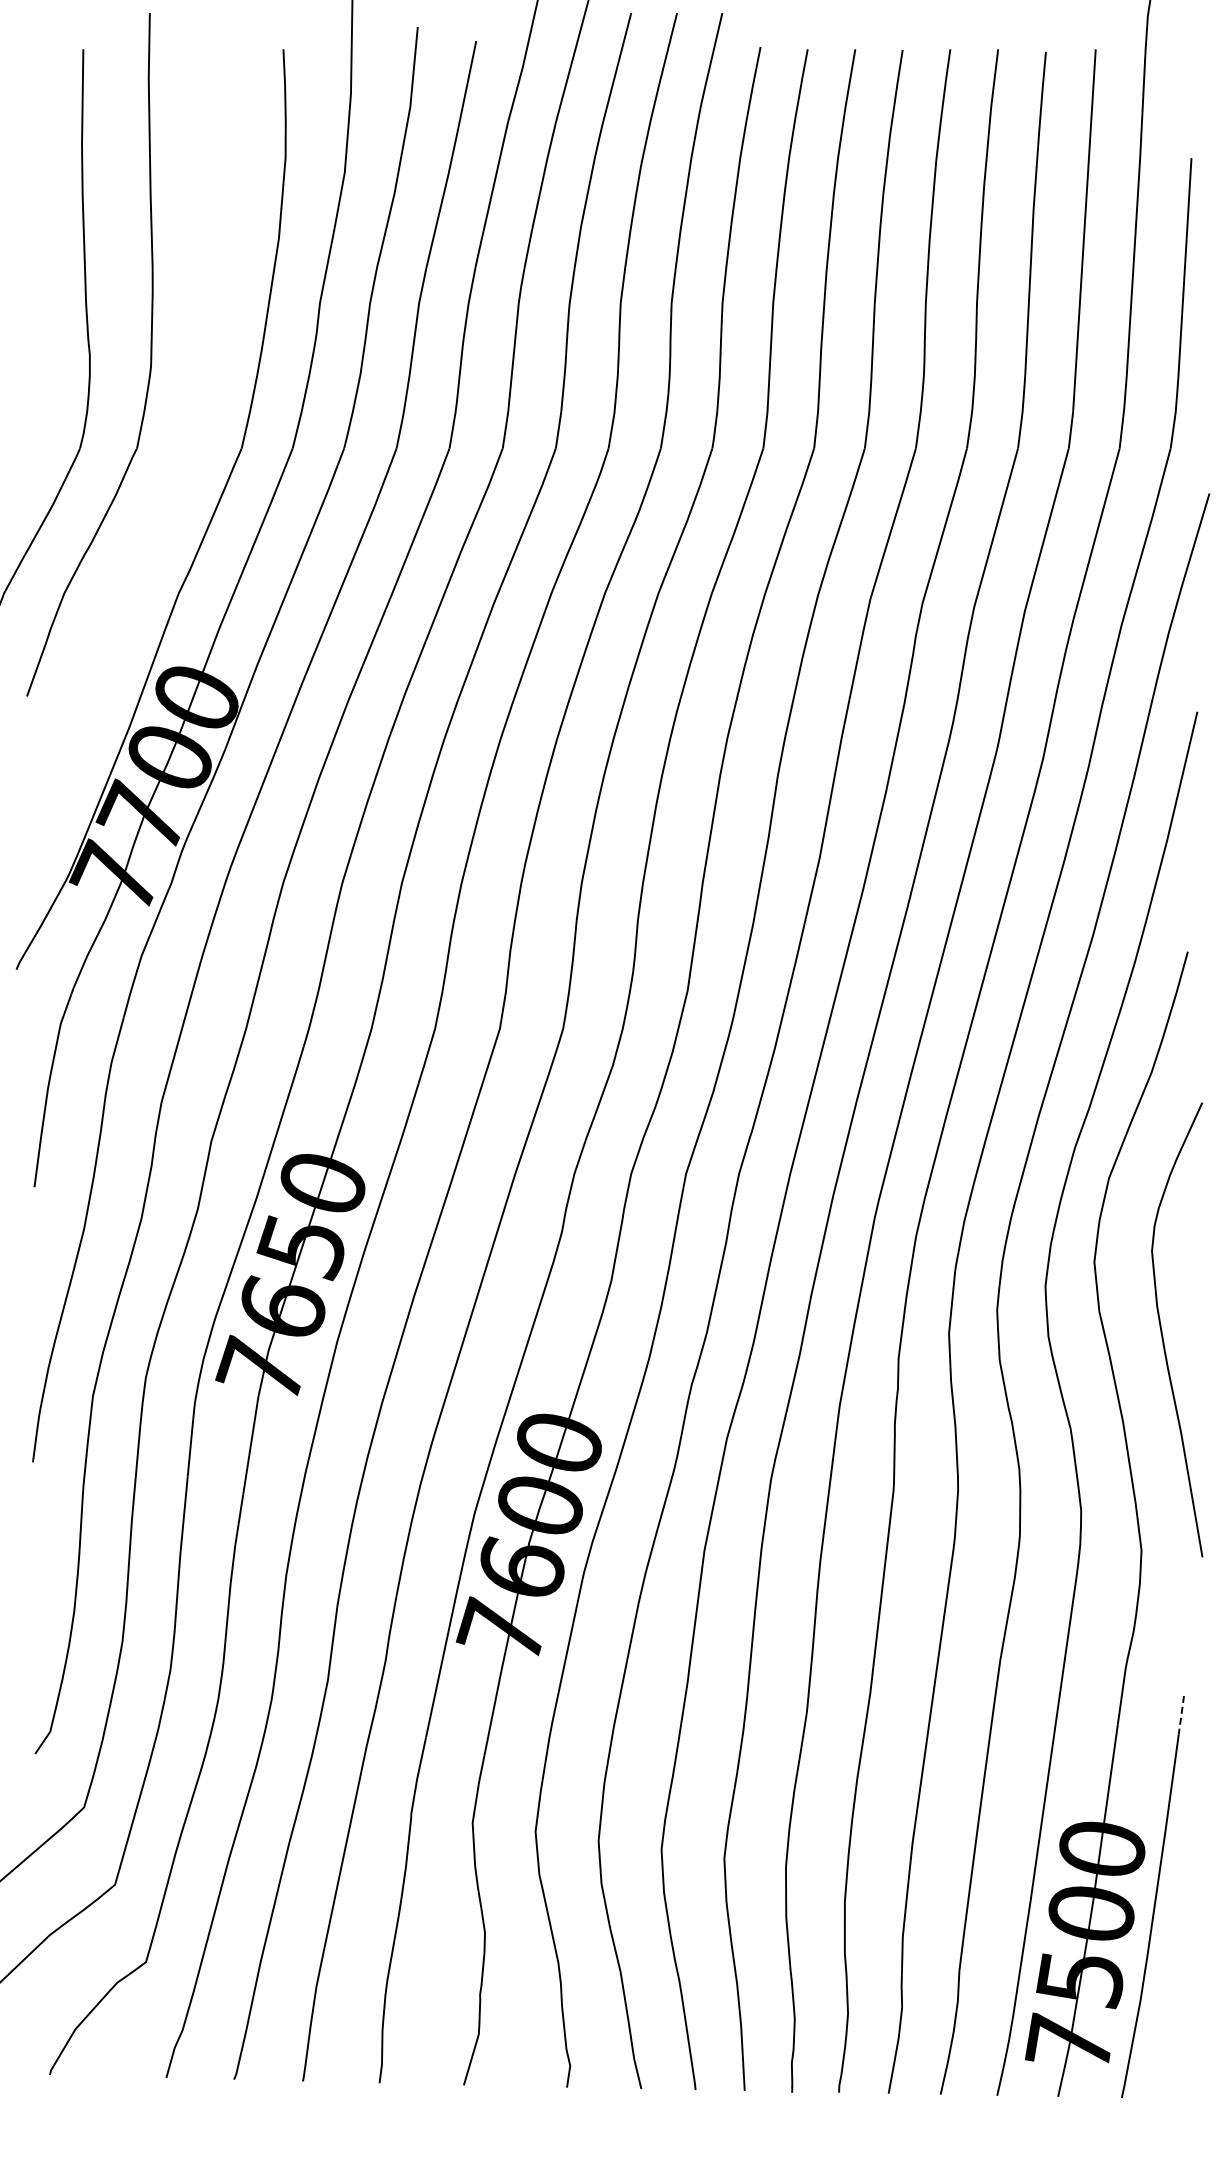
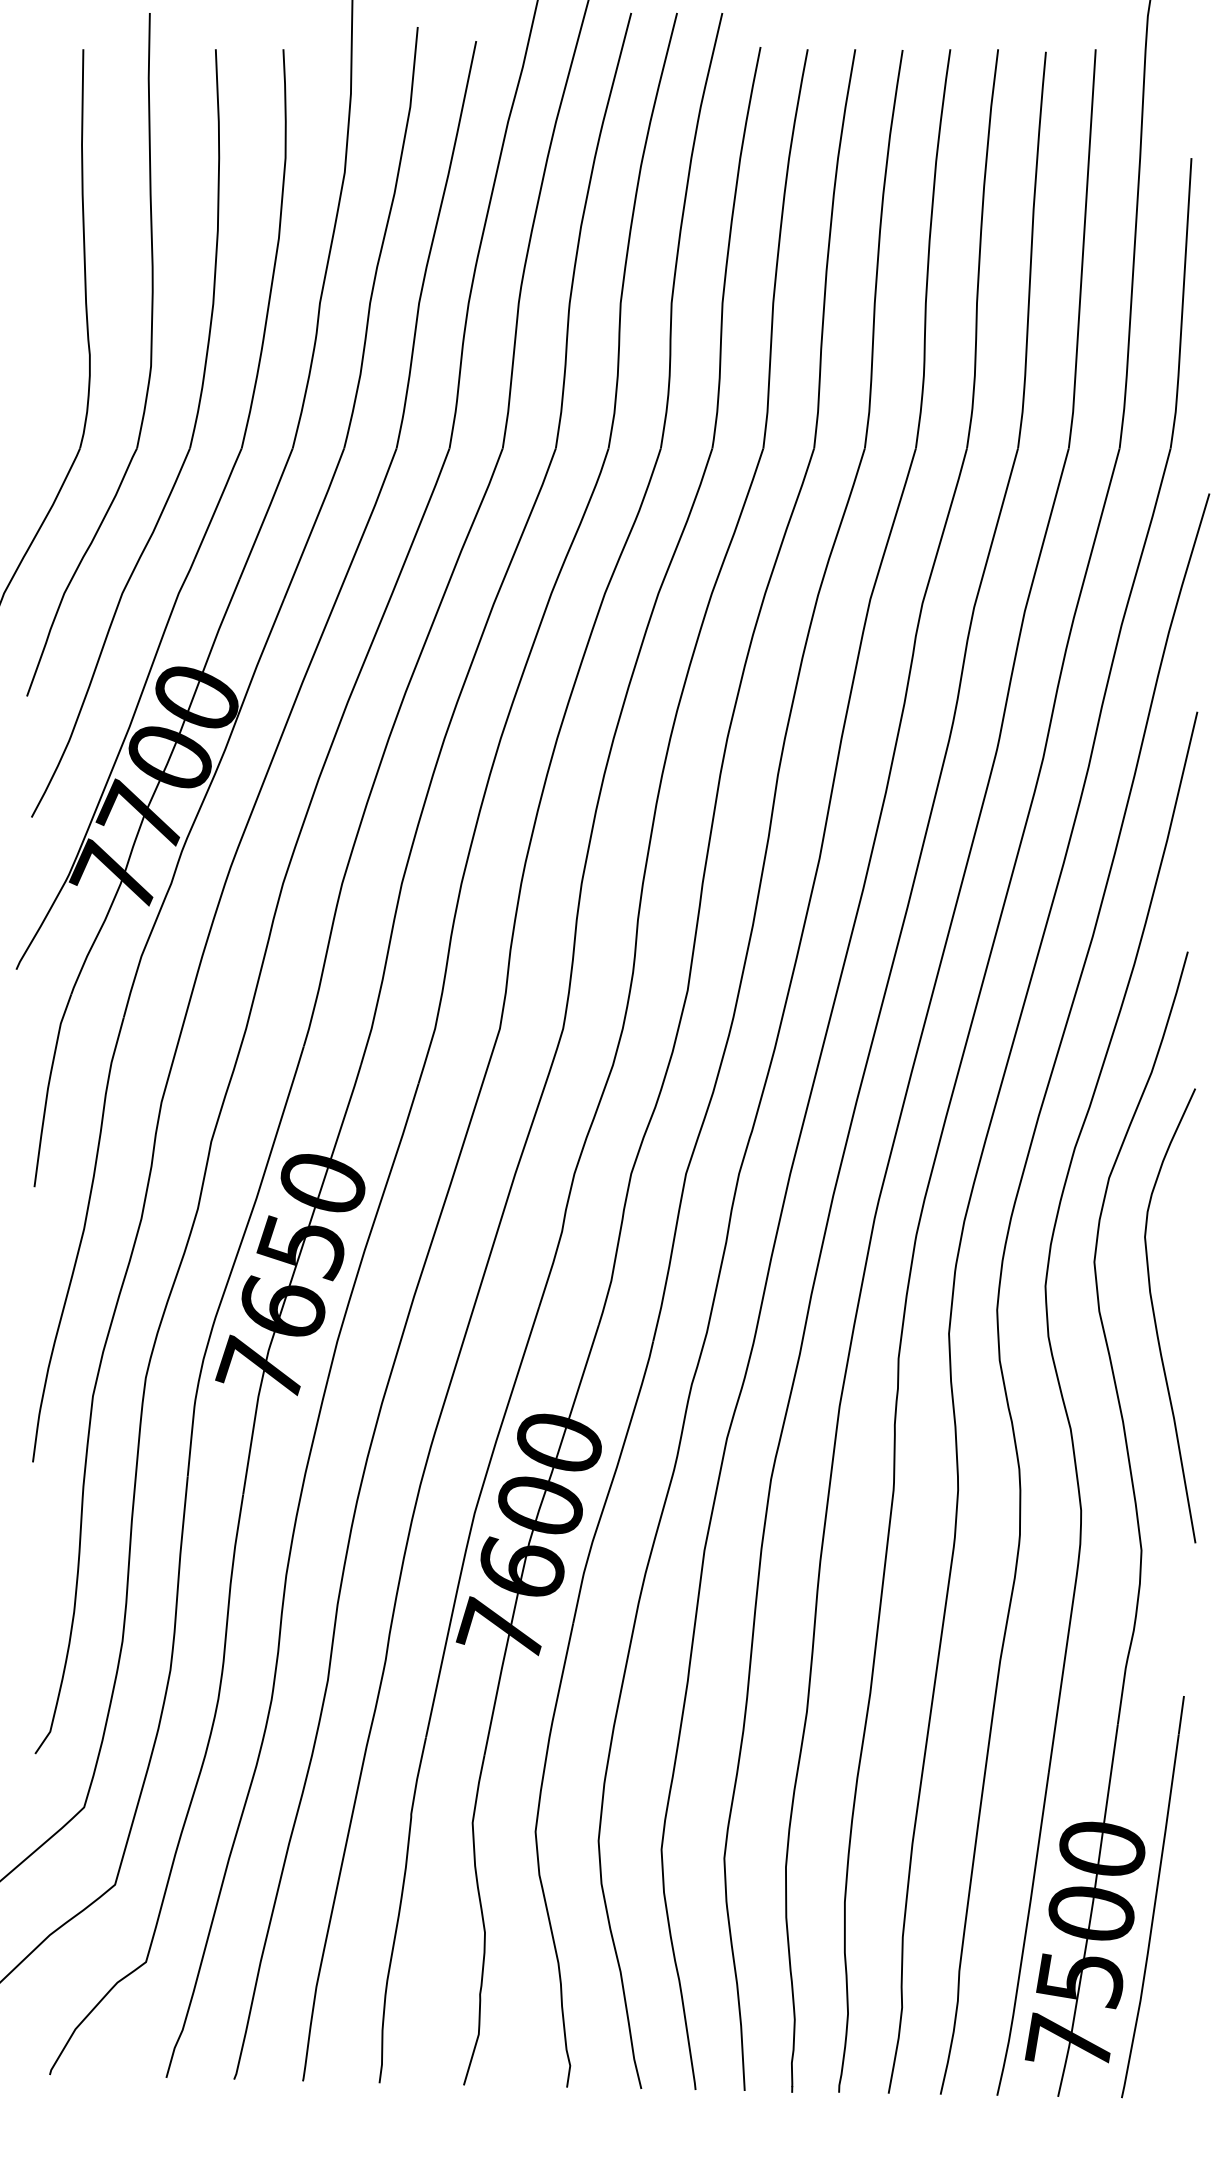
part: none -> present (183, 460)
curve position: (1162, 1330) -> (1155, 1316) (1155, 1316)
line: dashed -> solid (1181, 1715)
